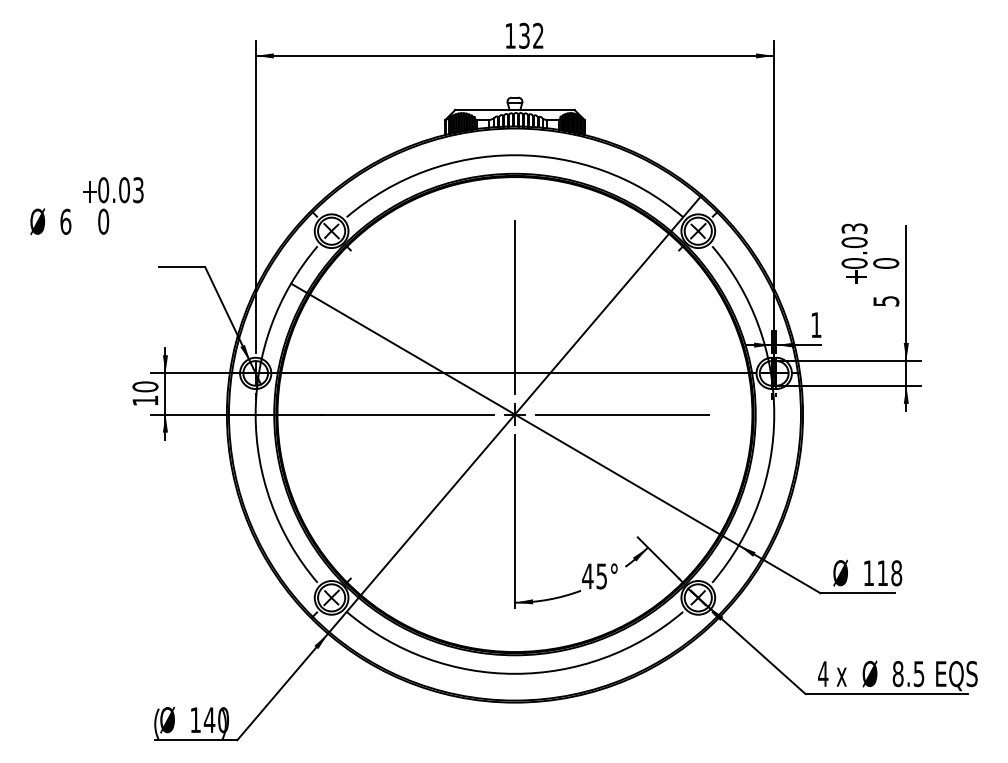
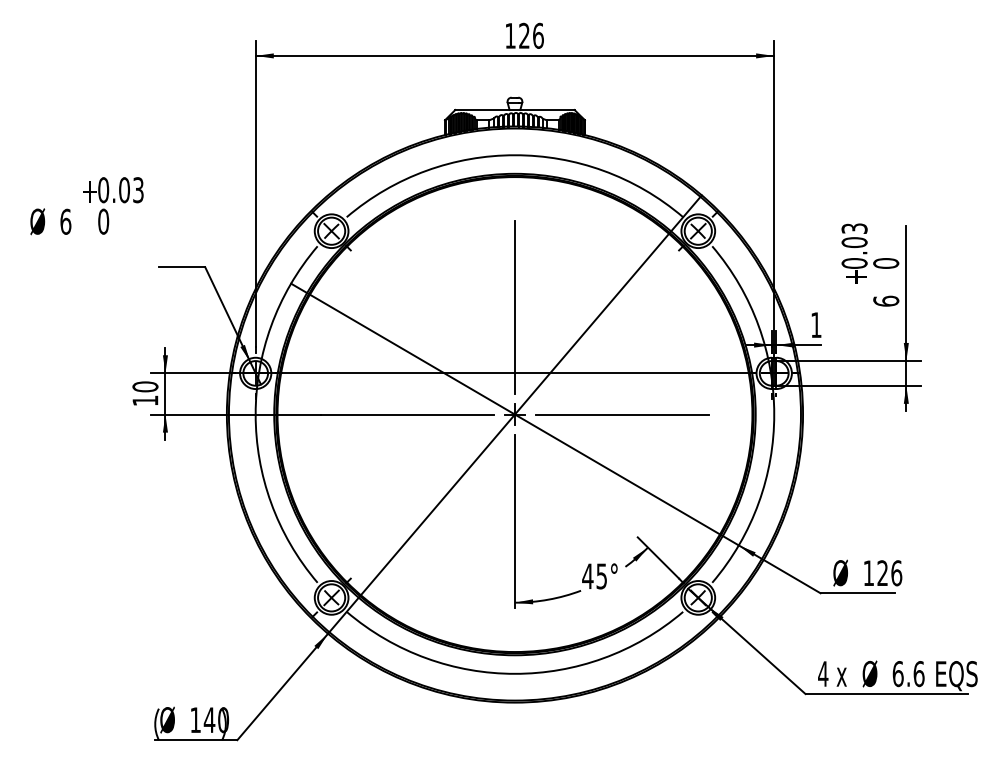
text: 132 -> 126 (531, 35)
text: 5 -> 6 (886, 300)
text: 118 -> 126 (889, 573)
text: 8.5 -> 6.6 (908, 674)
